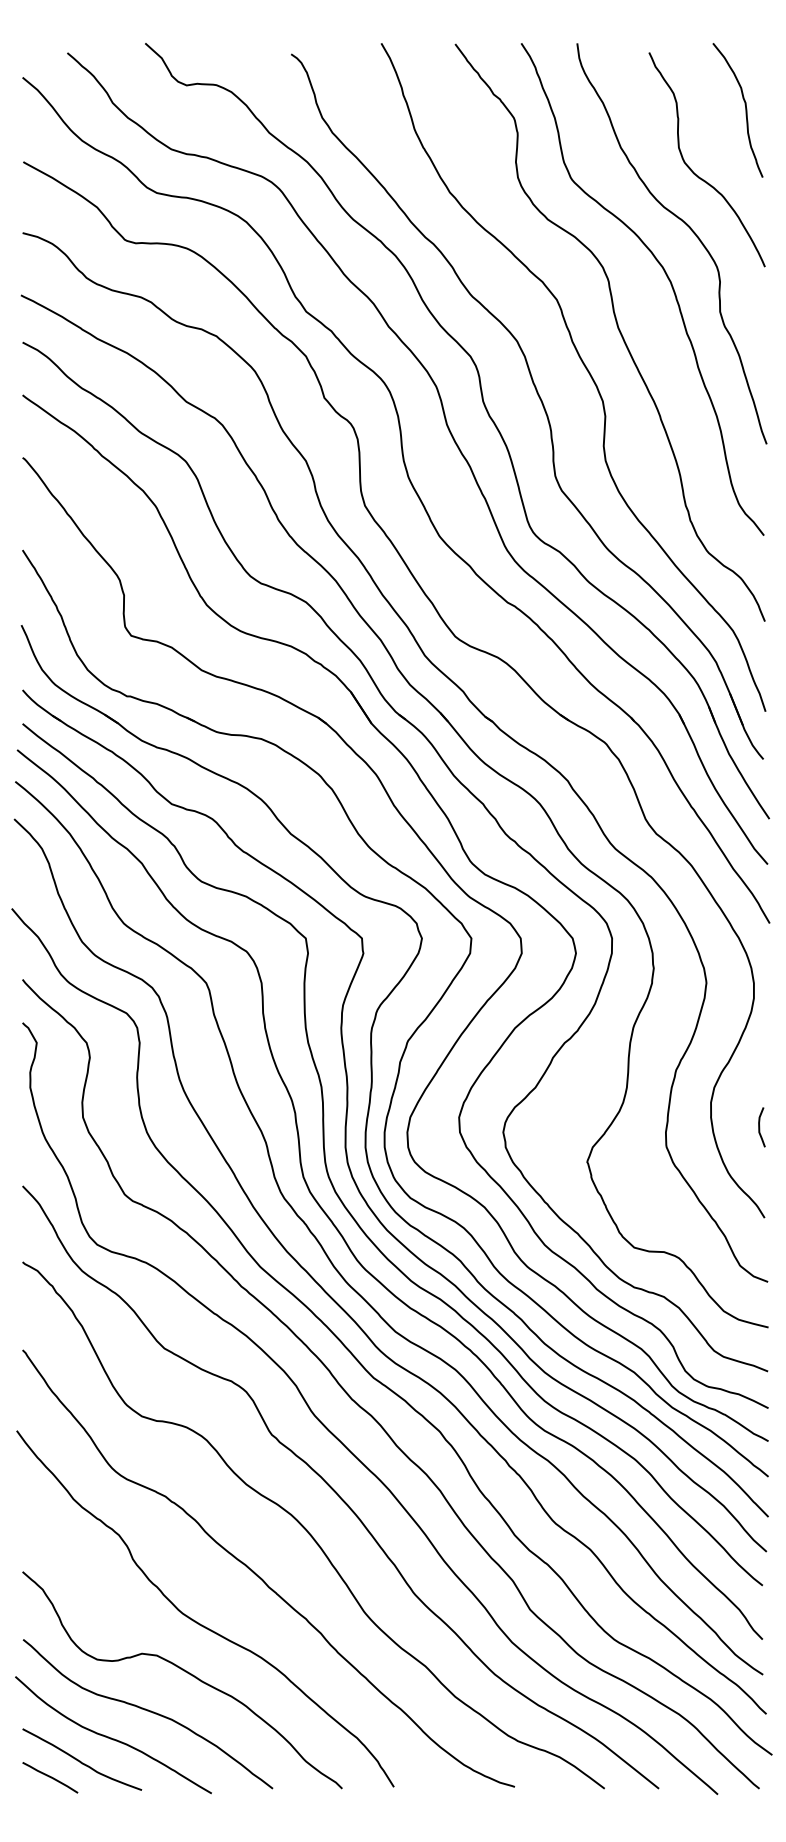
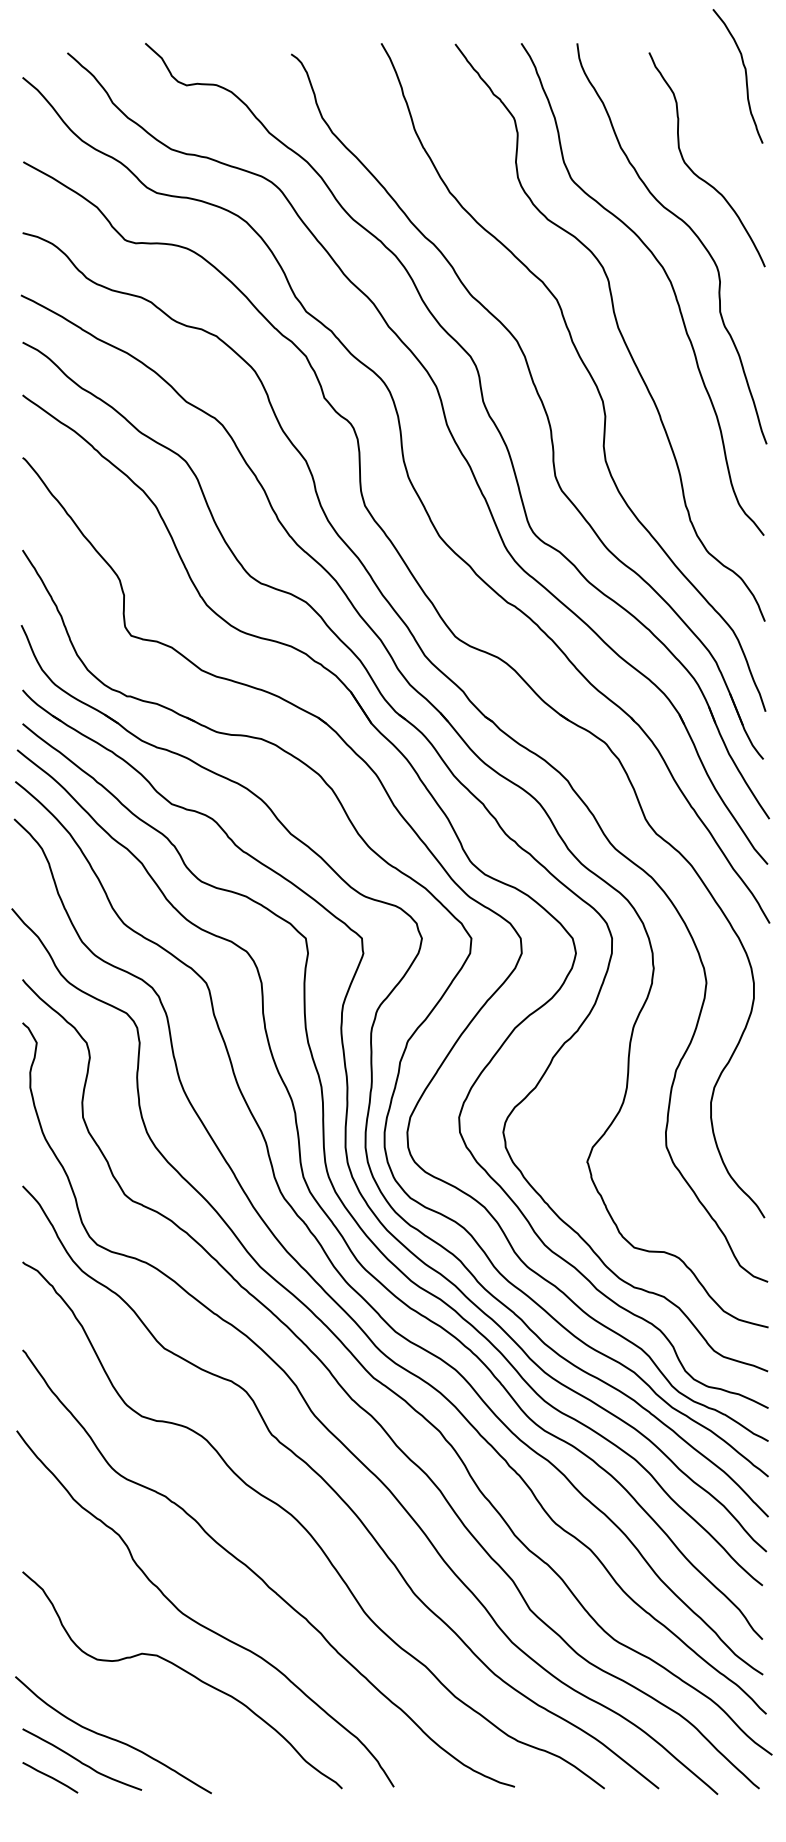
curve position: (745, 110) -> (745, 76) (745, 76)
curve: present -> none (760, 1127)
curve: present -> none (147, 1711)
